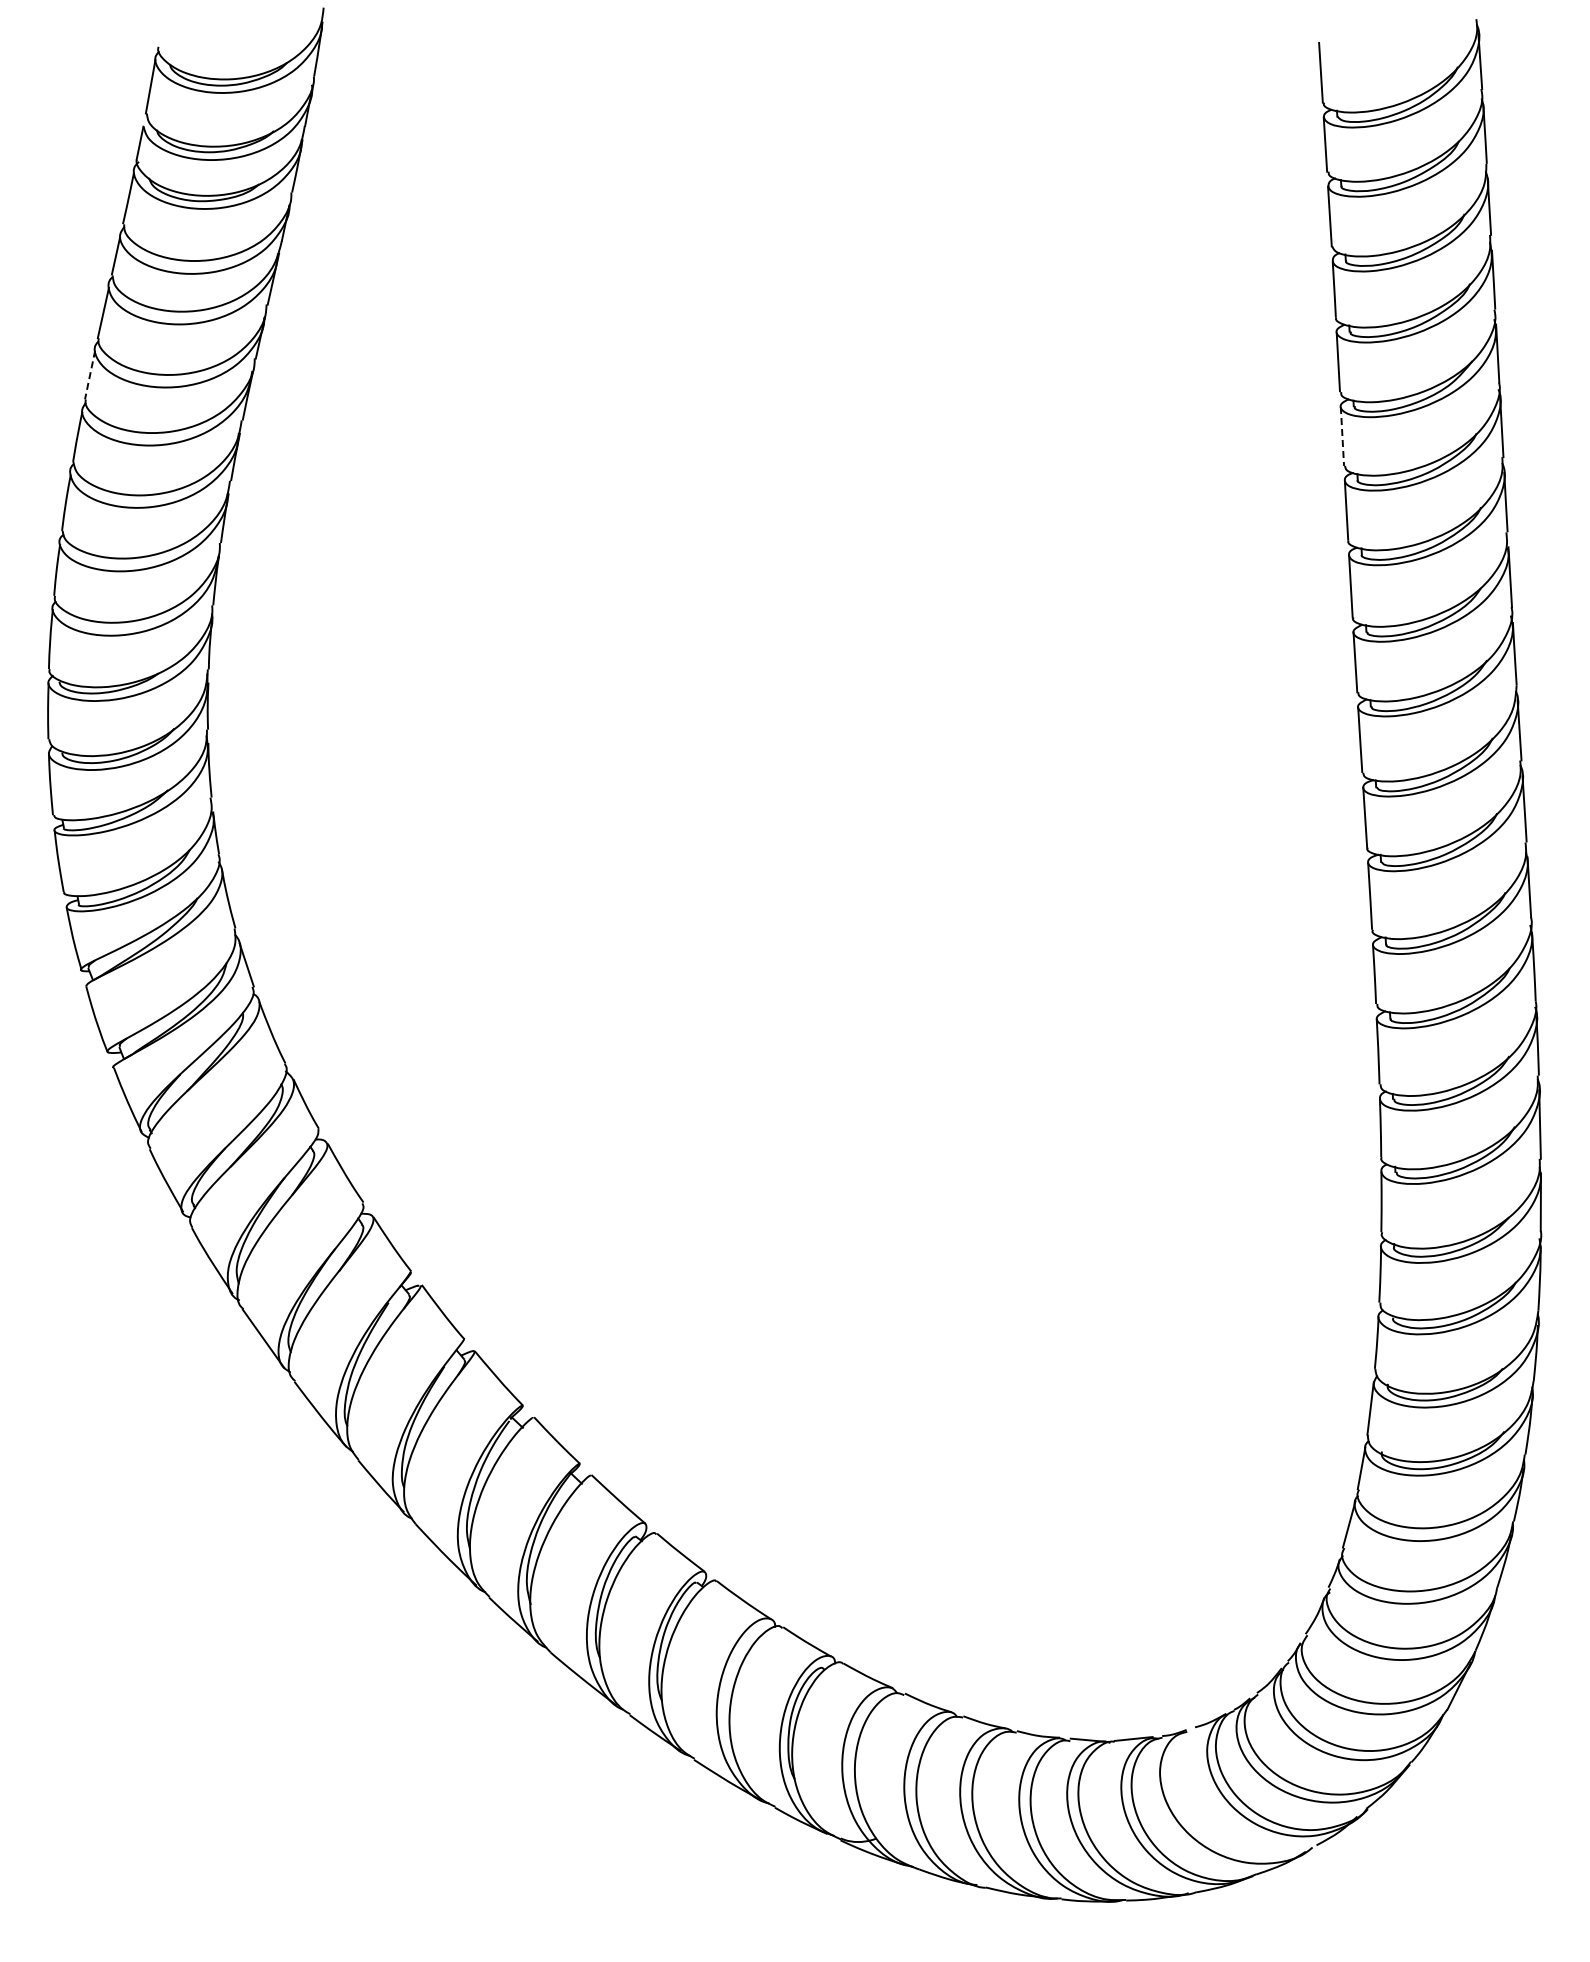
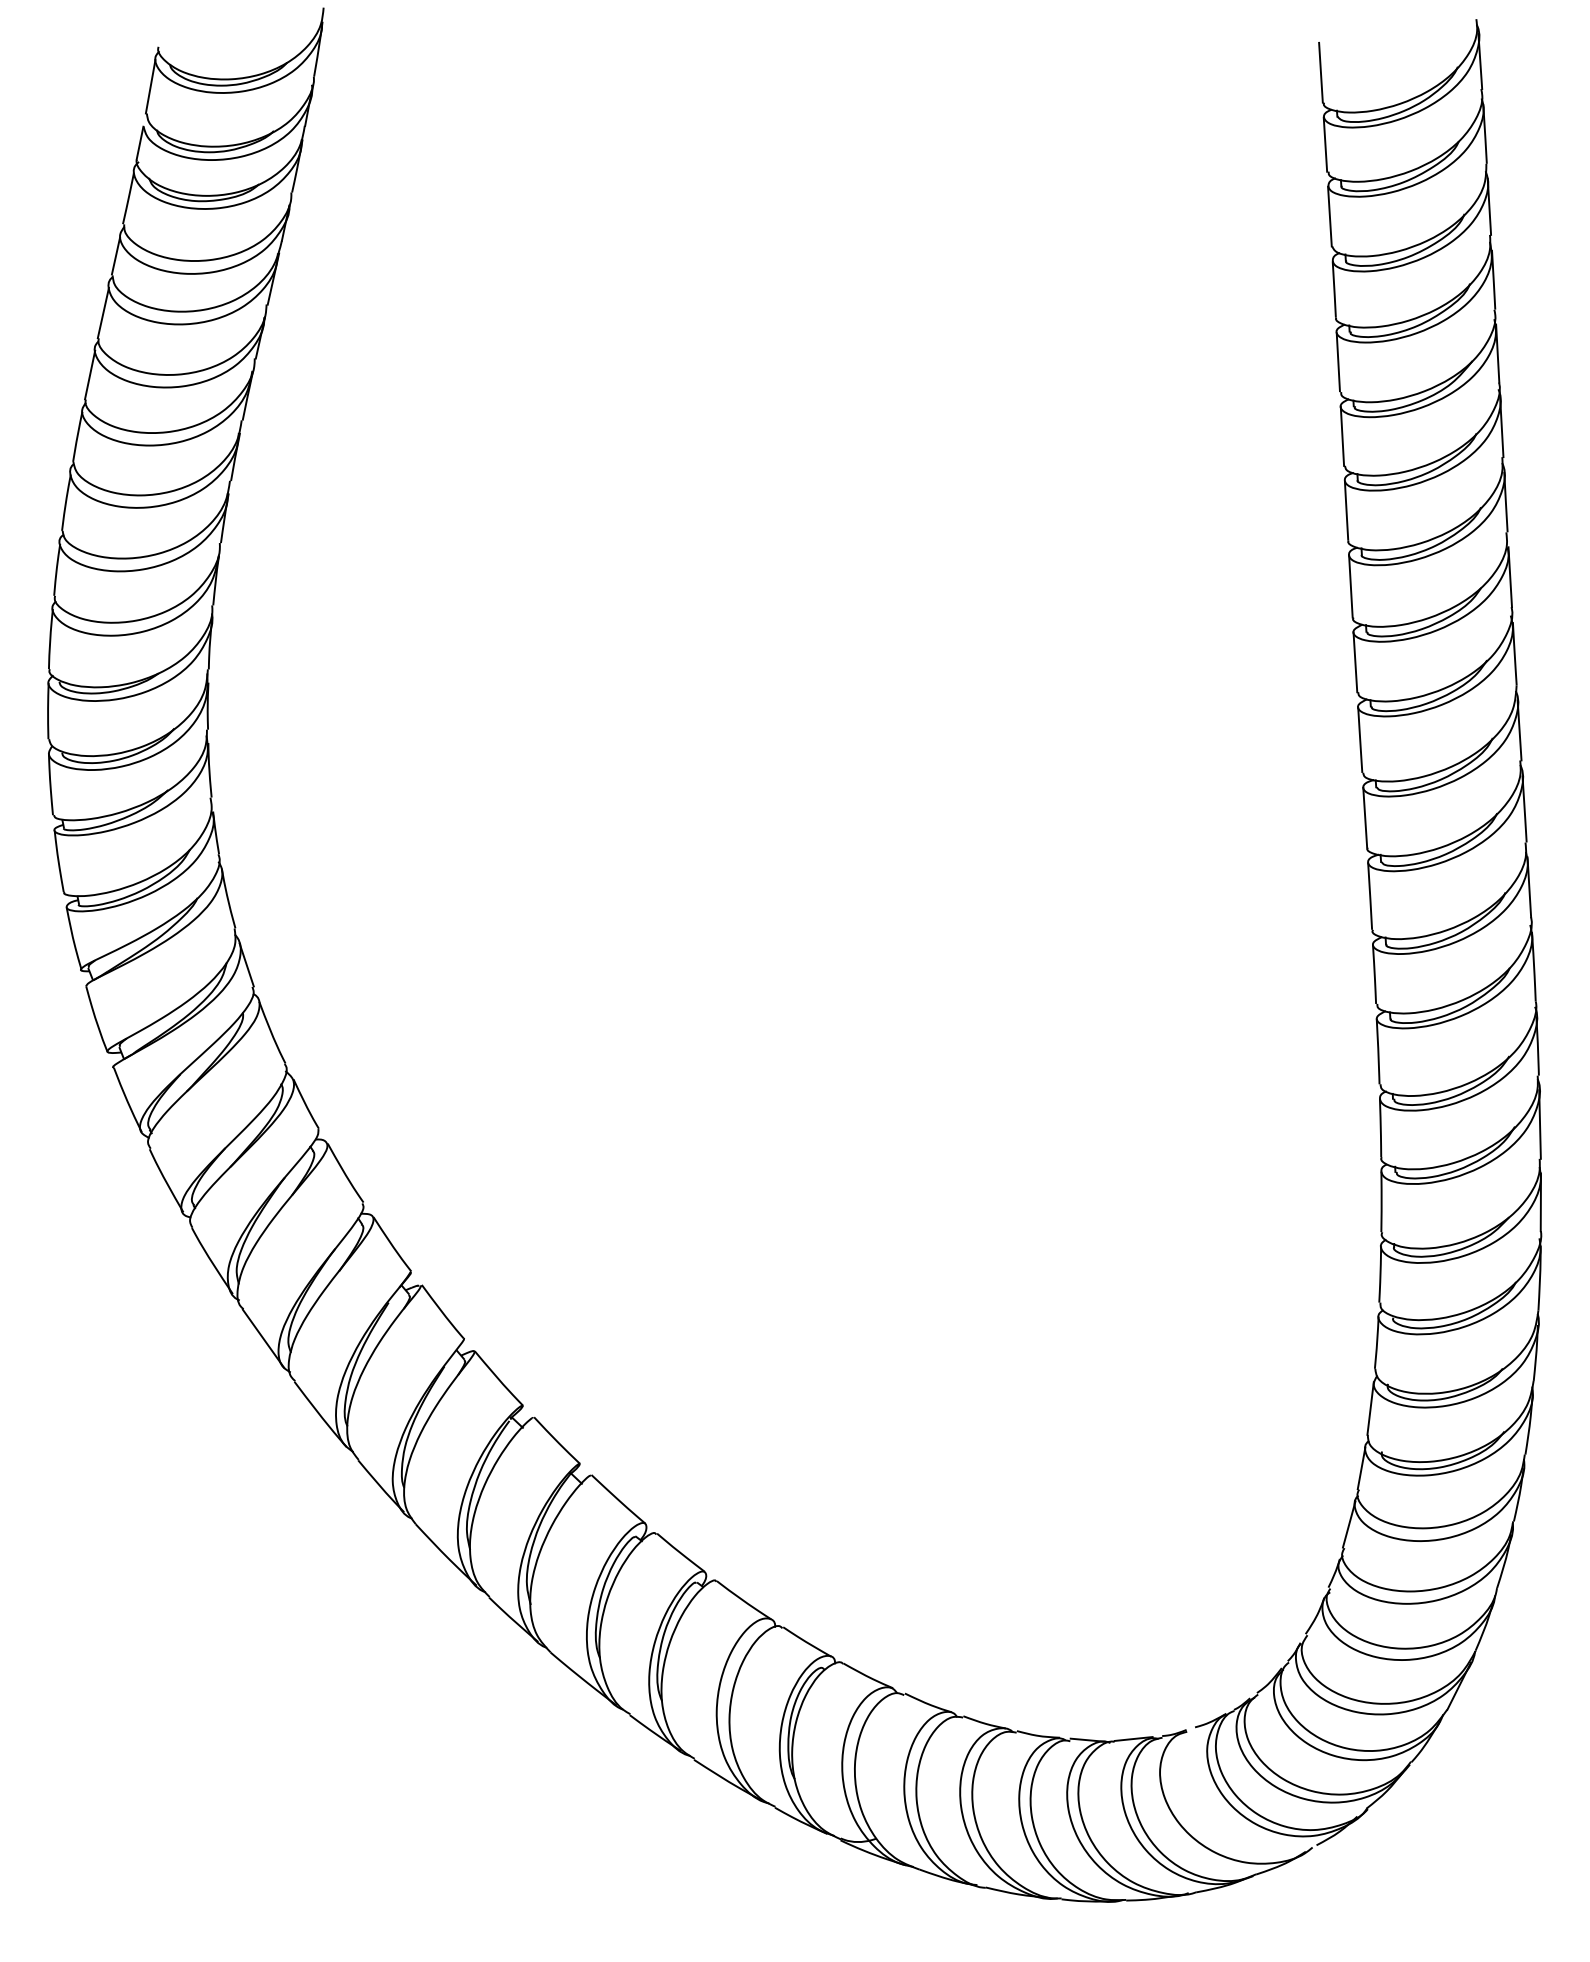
line: dashed -> solid (90, 375)
line: dashed -> solid (1342, 437)
